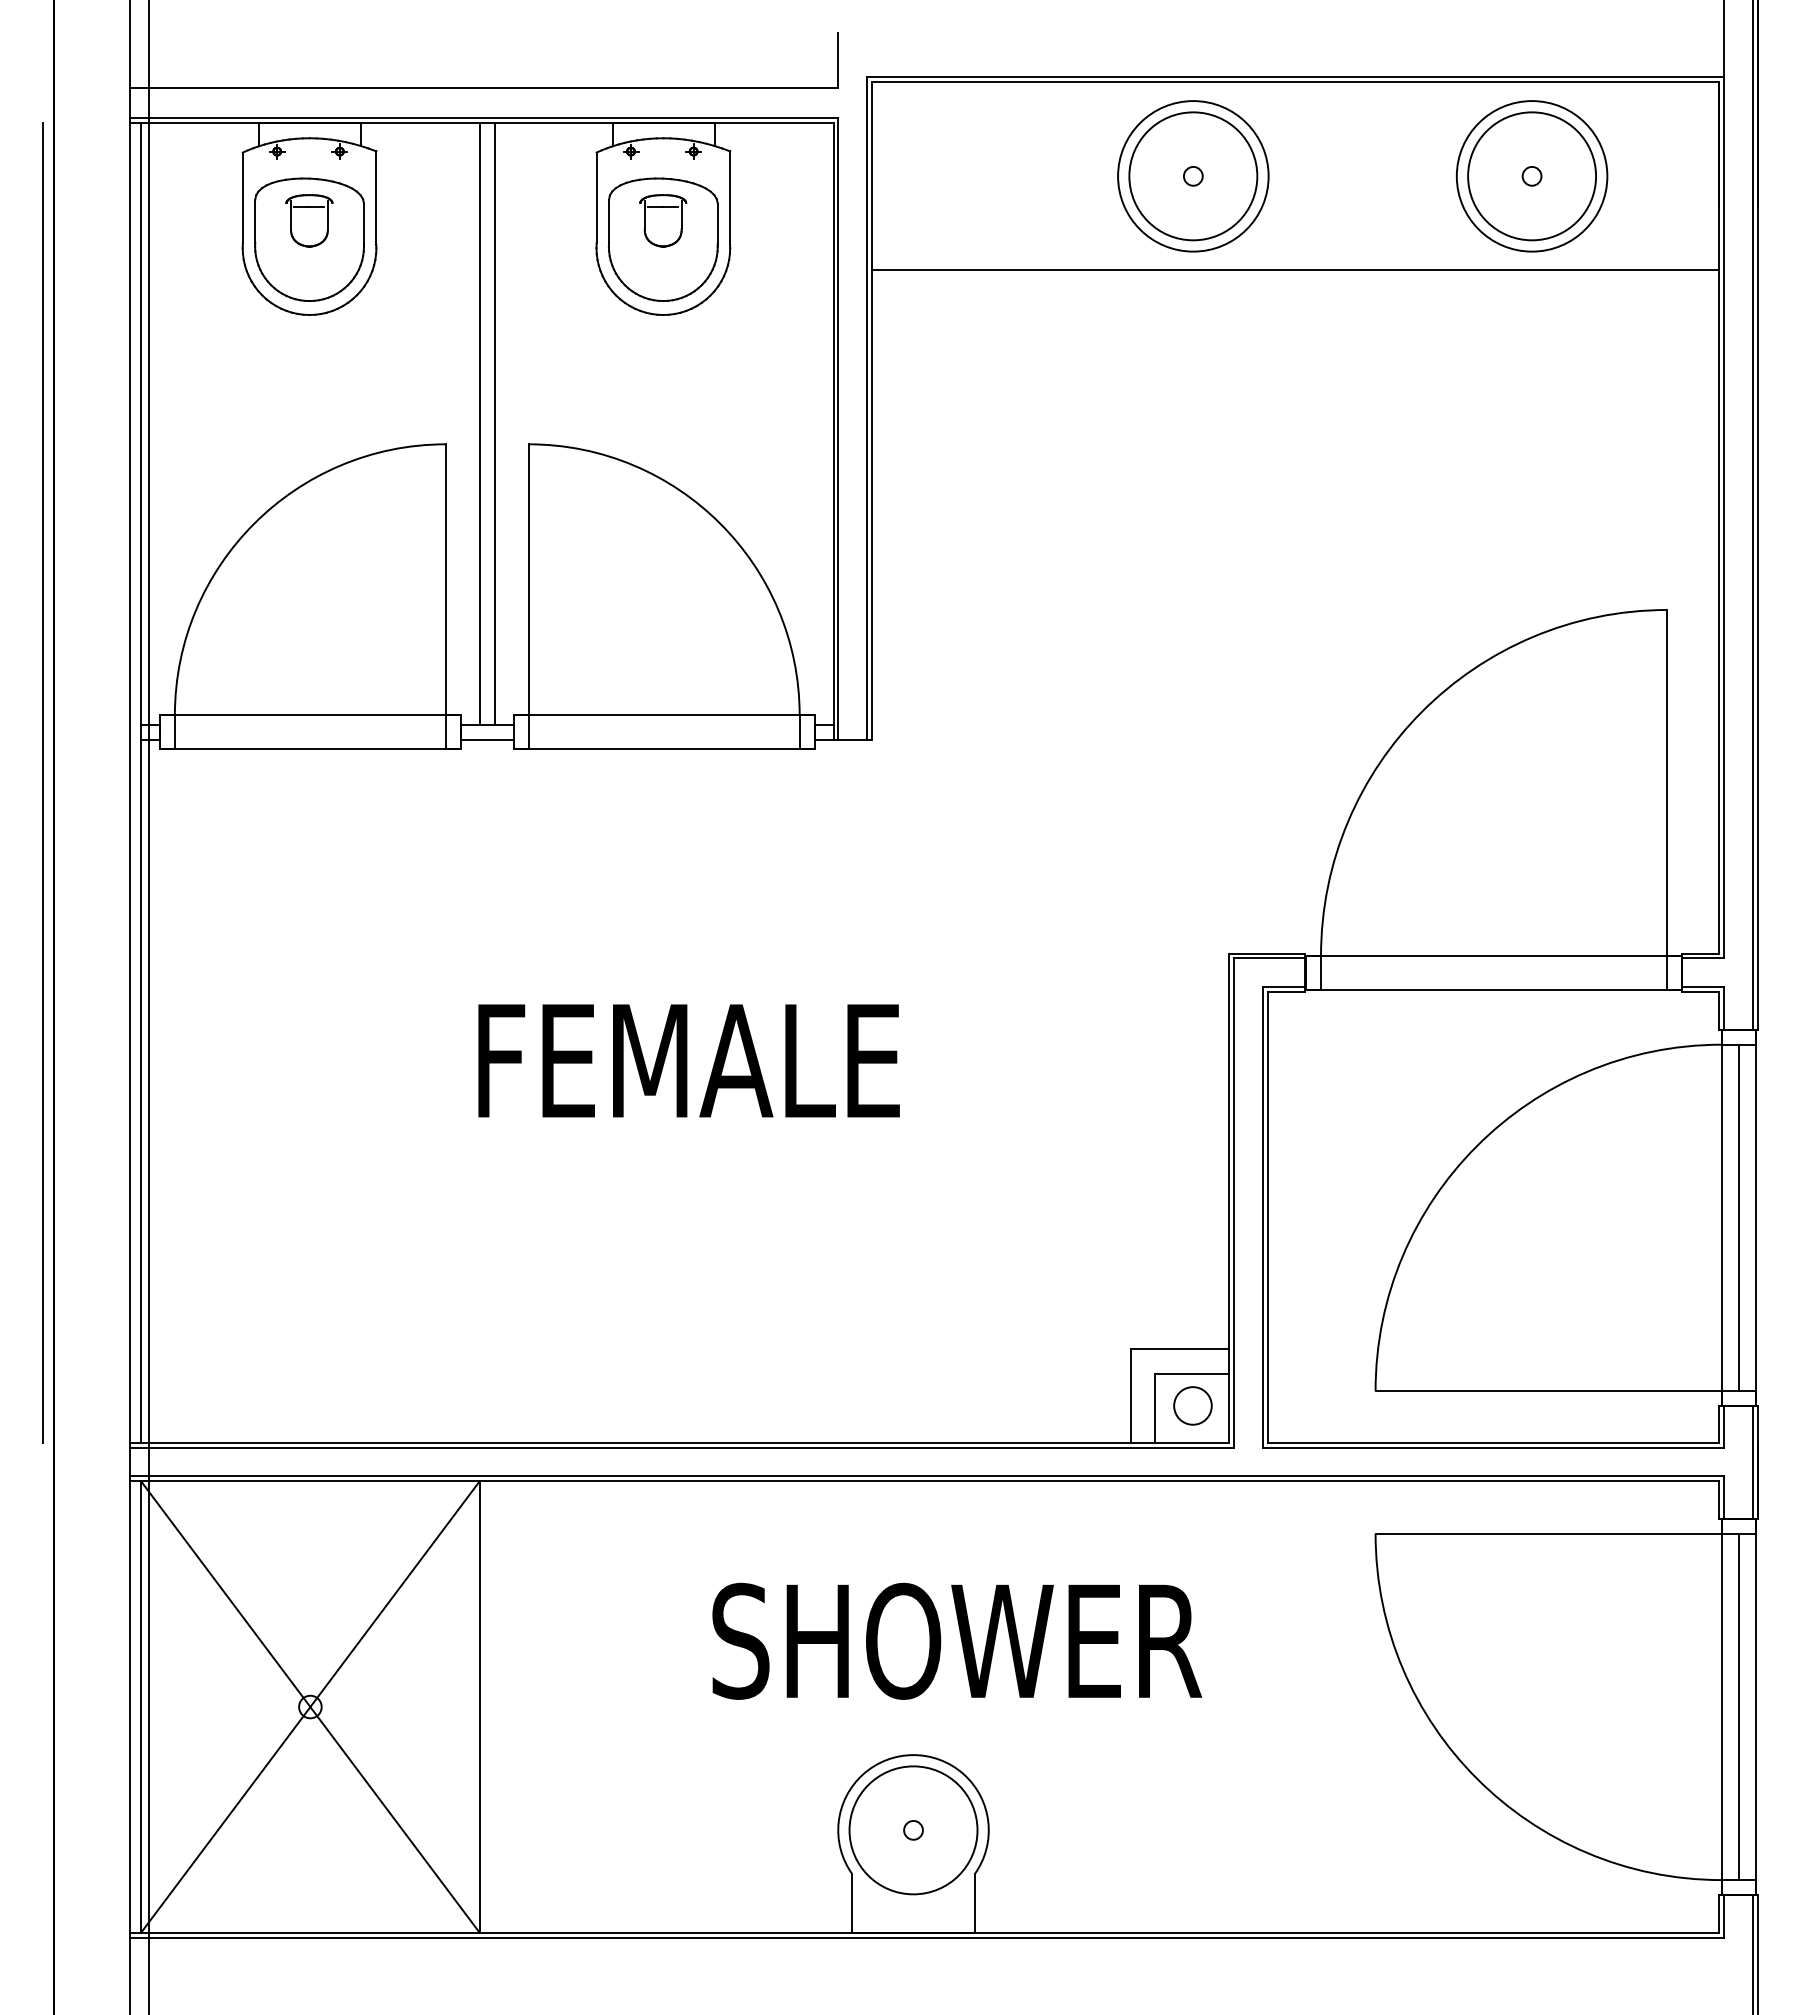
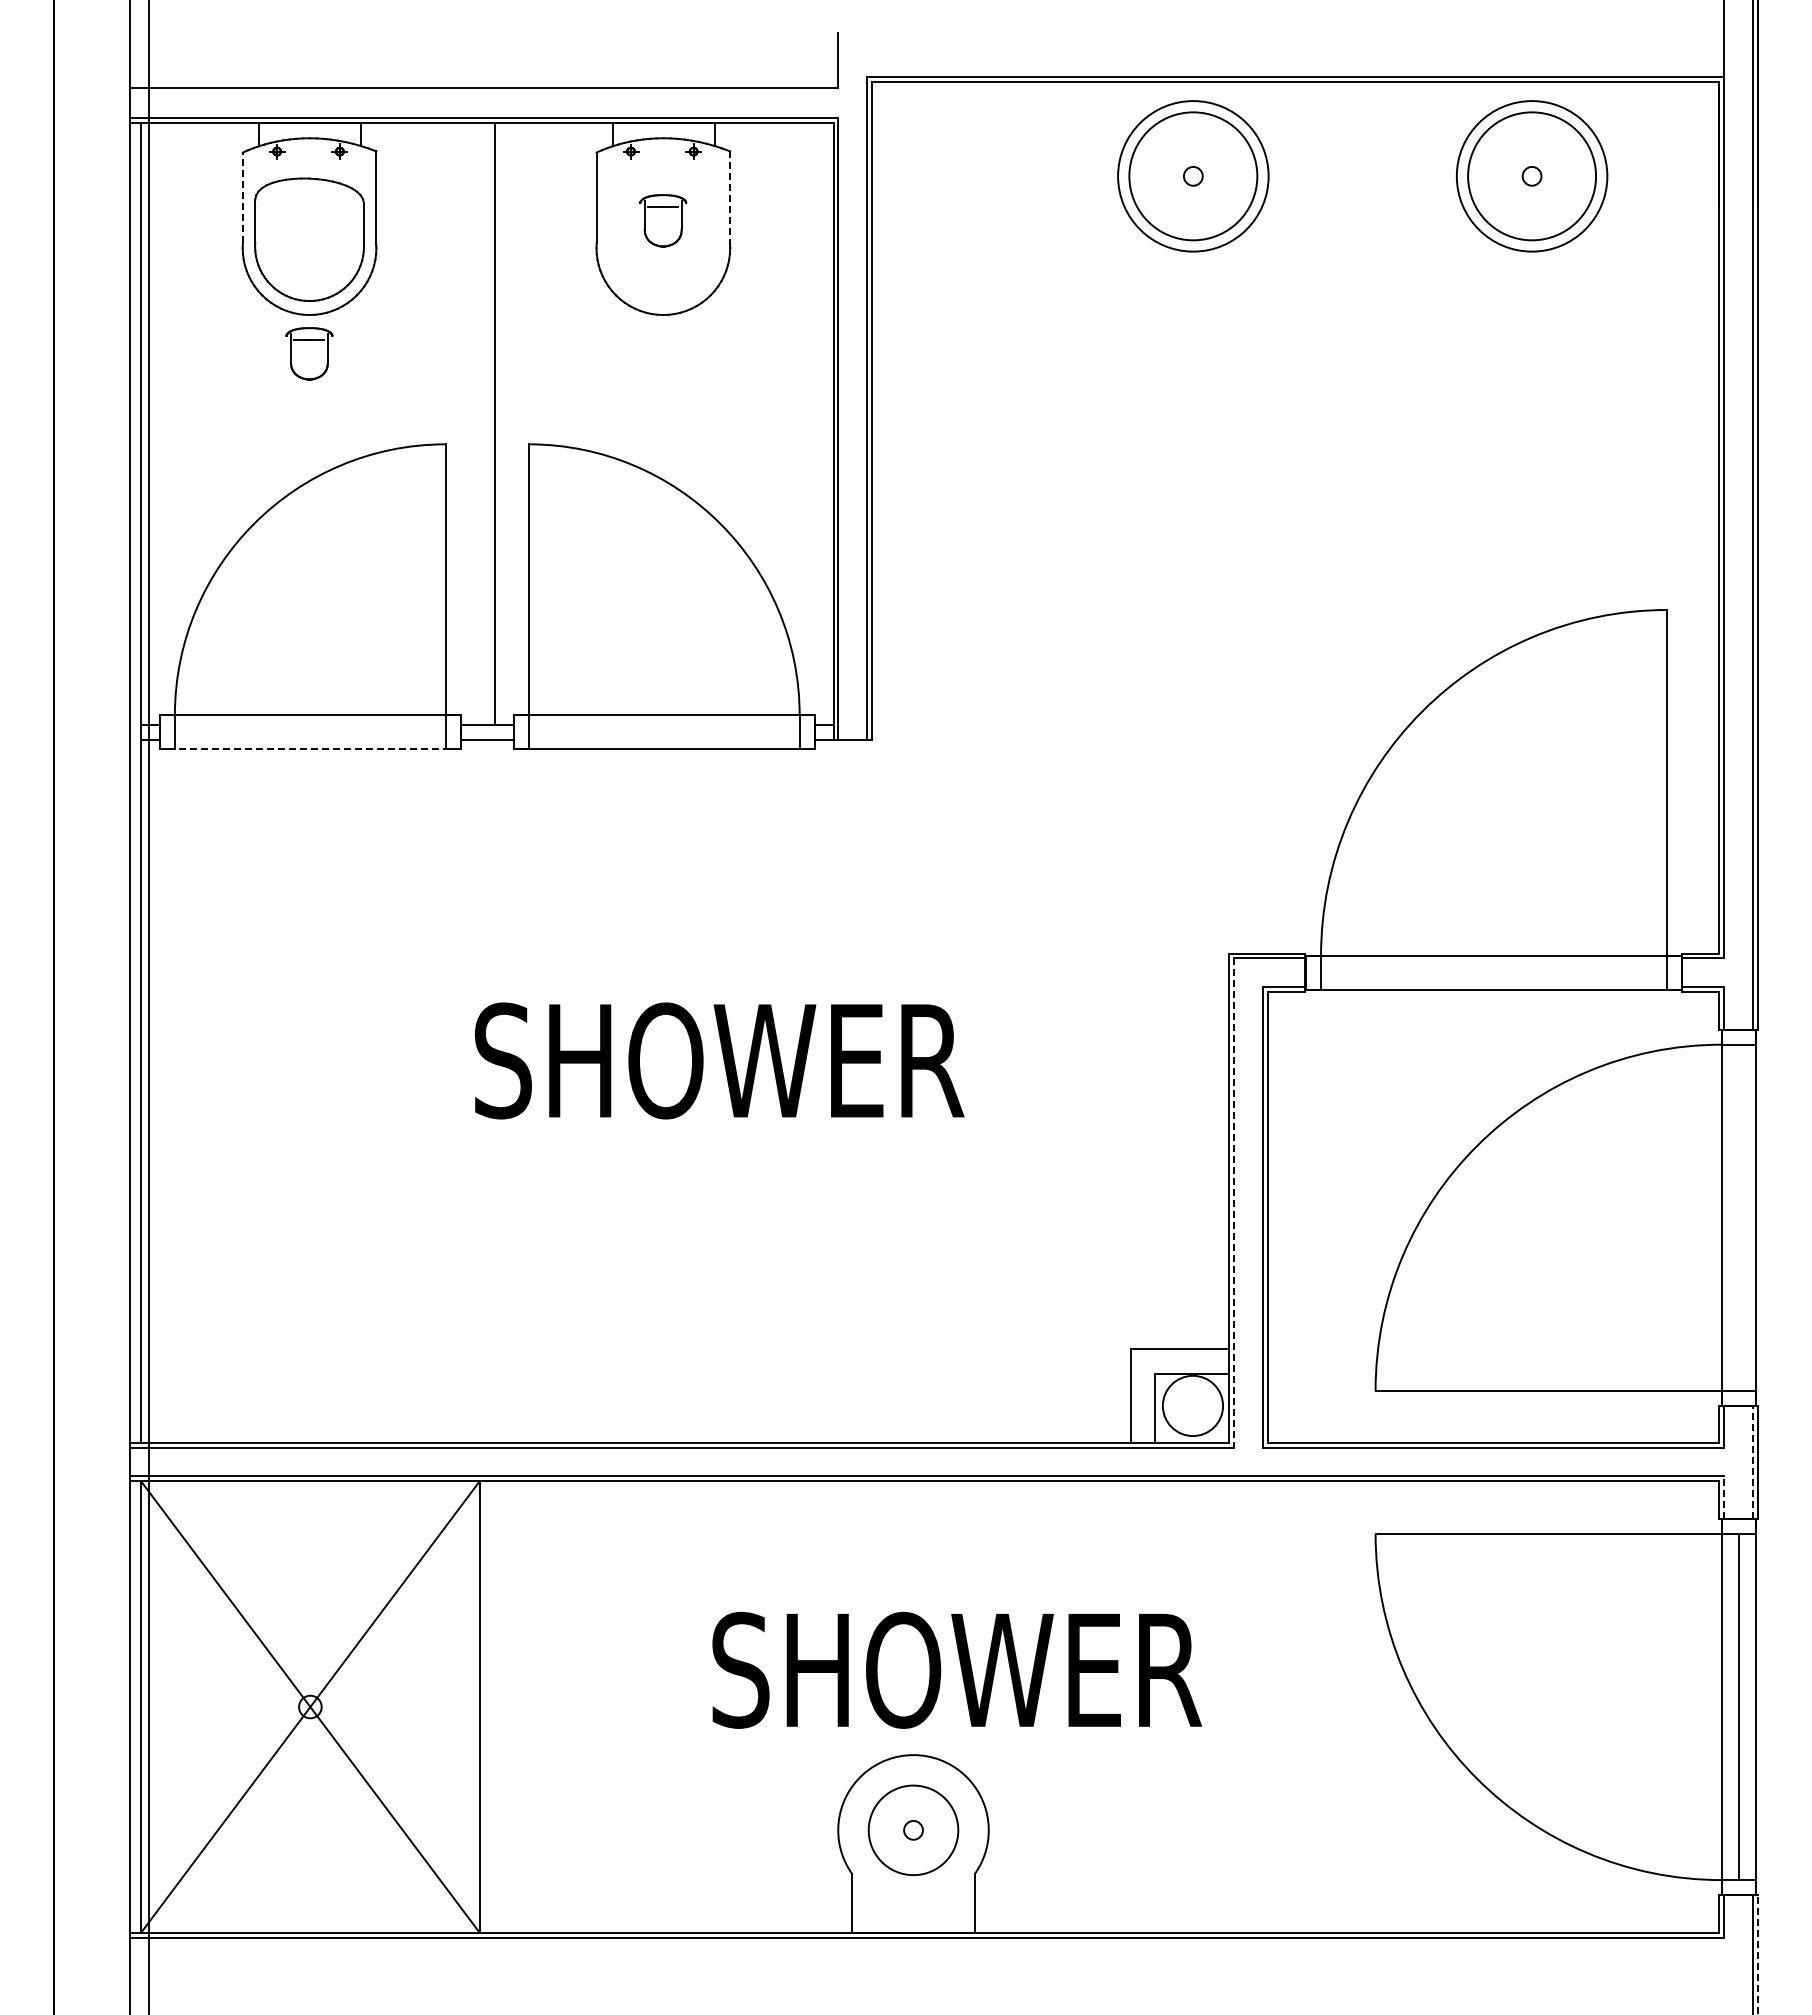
line: solid -> dashed (242, 197)
line: solid -> dashed (730, 198)
part position: (309, 220) -> (309, 353) (309, 353)
part: present -> none (662, 239)
line: present -> none (1295, 270)
line: present -> none (479, 423)
line: solid -> dashed (310, 749)
line: present -> none (43, 782)
text: FEMALE -> SHOWER (719, 1060)
line: solid -> dashed (1234, 1203)
line: present -> none (1738, 1217)
circle diameter: 38 px -> 60 px (1192, 1405)
line: solid -> dashed (1752, 1461)
line: solid -> dashed (1724, 1497)
text position: (957, 1640) -> (957, 1669) (957, 1669)
circle diameter: 128 px -> 90 px (913, 1830)
line: solid -> dashed (1757, 1954)
